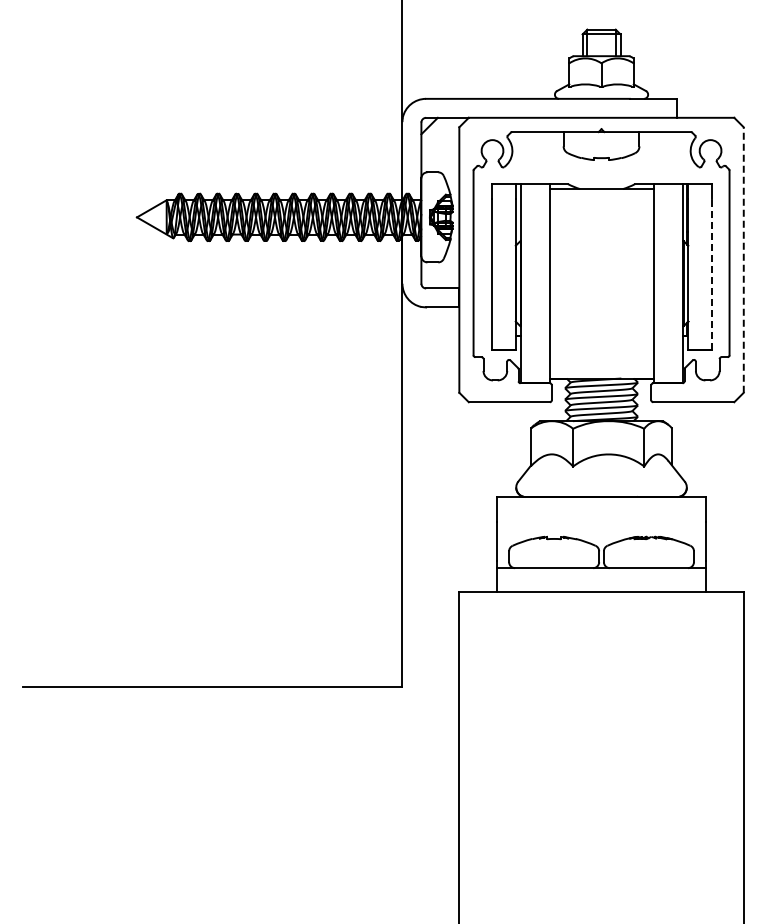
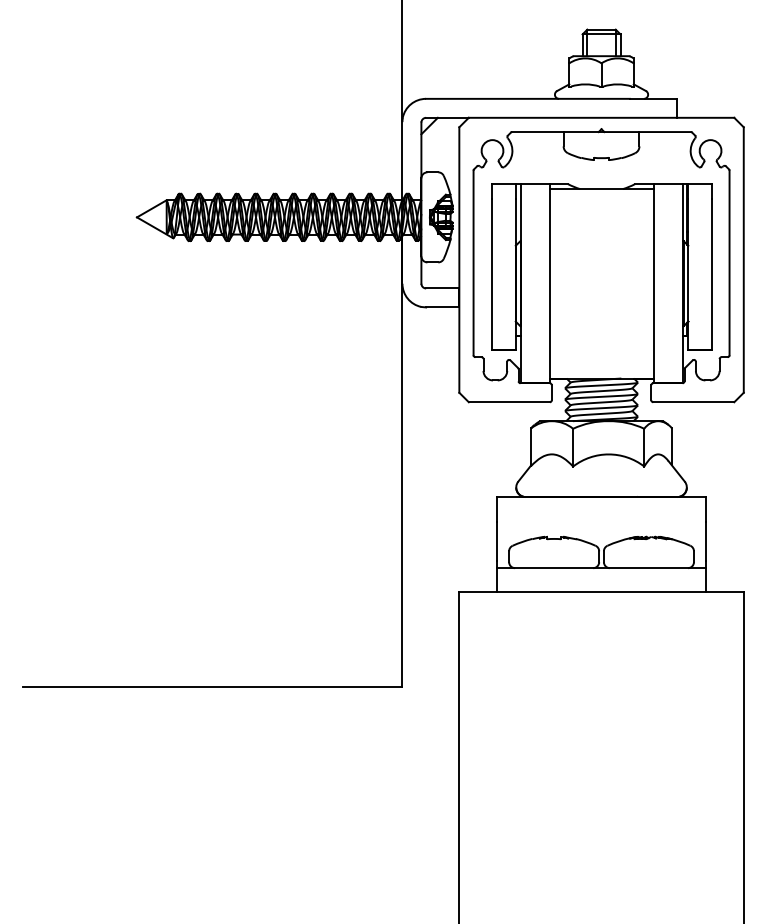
line: dashed -> solid (743, 260)
line: dashed -> solid (712, 274)
